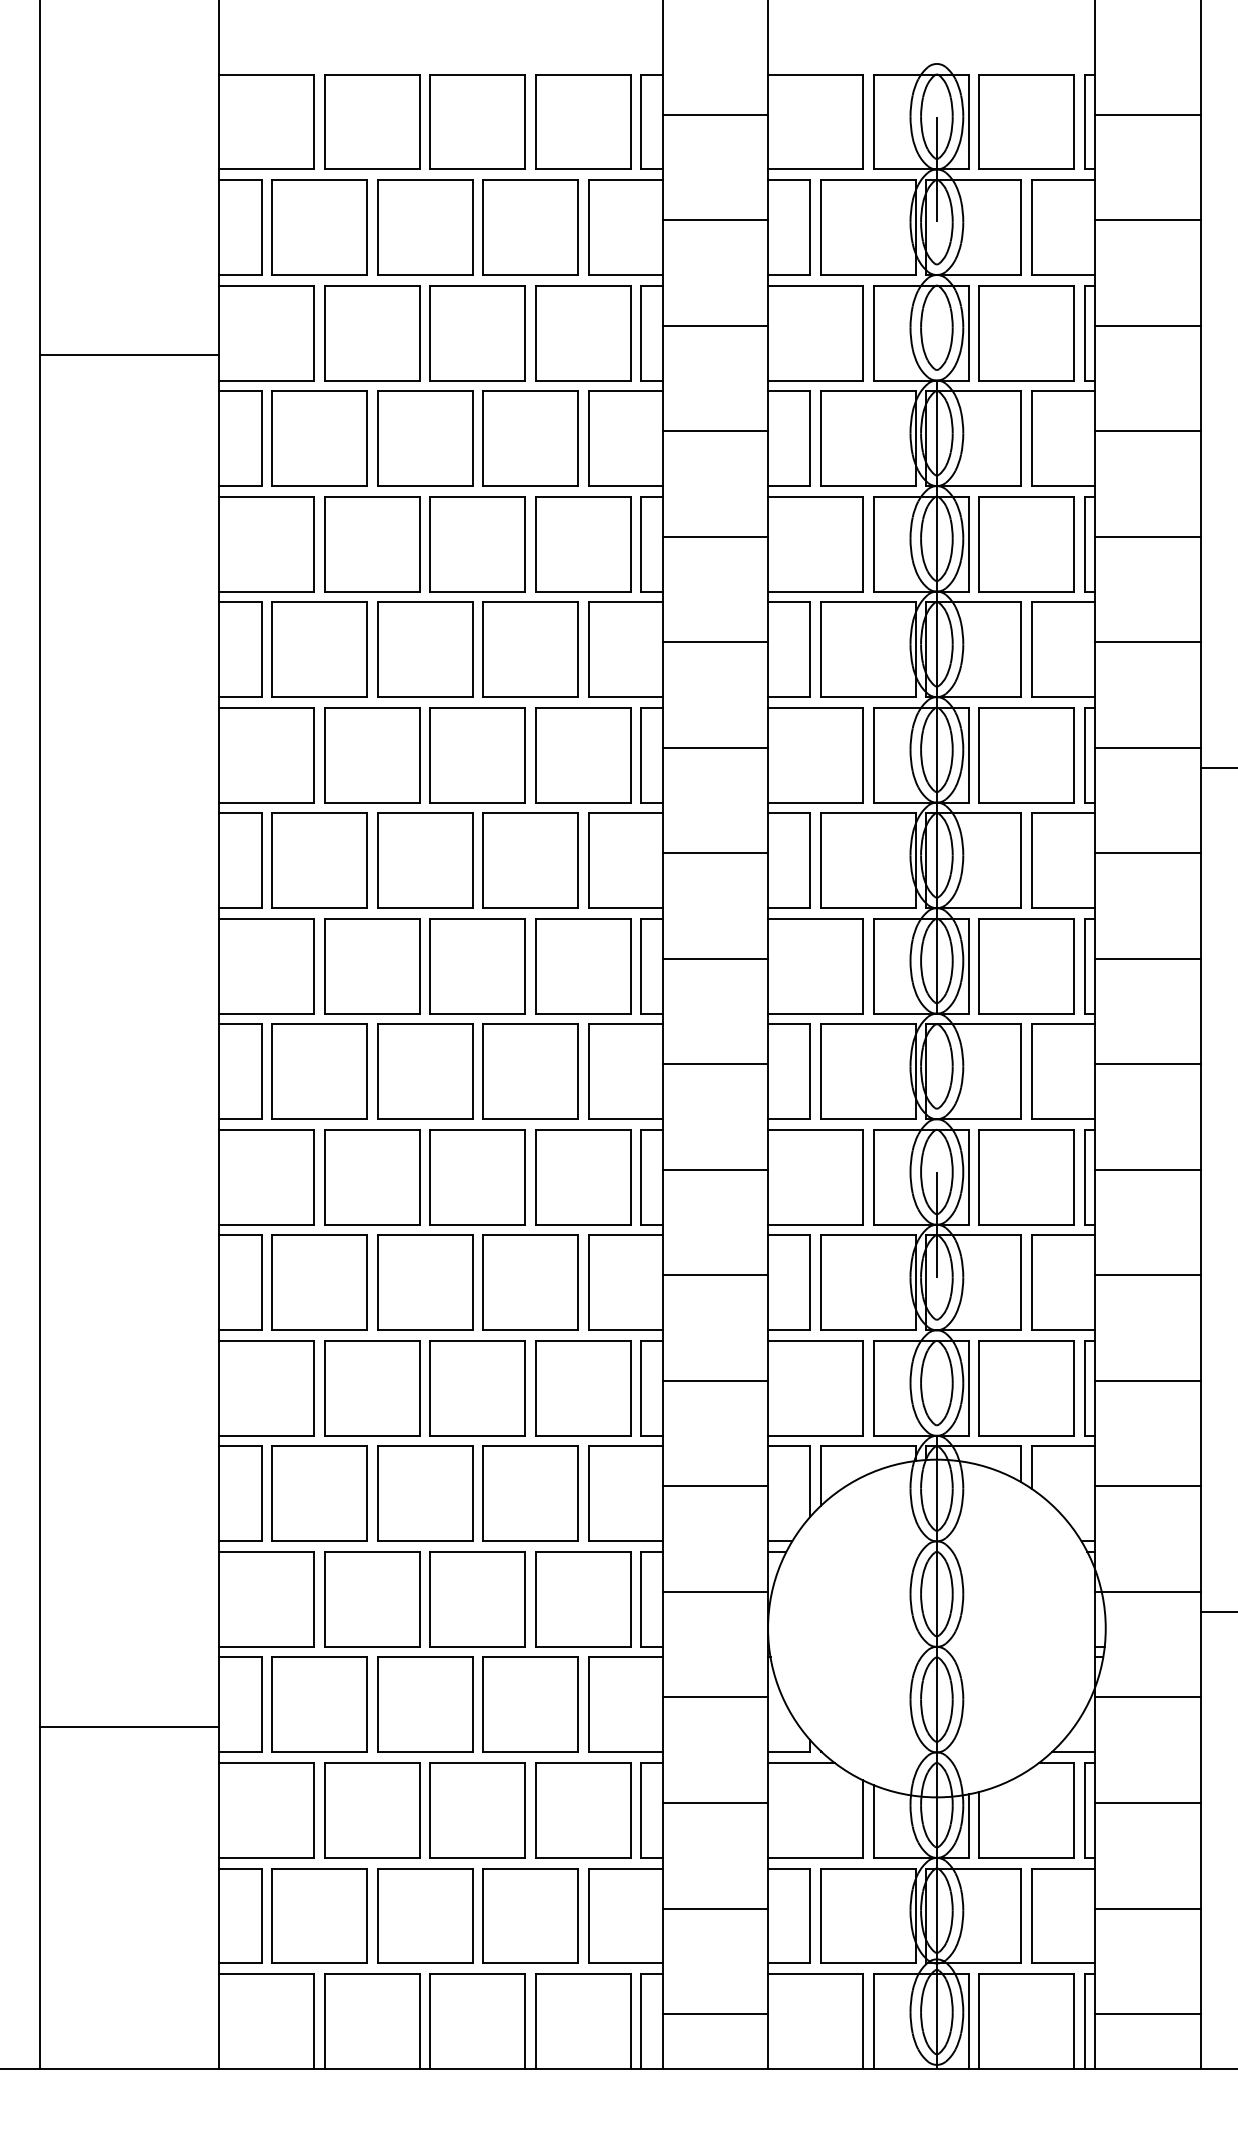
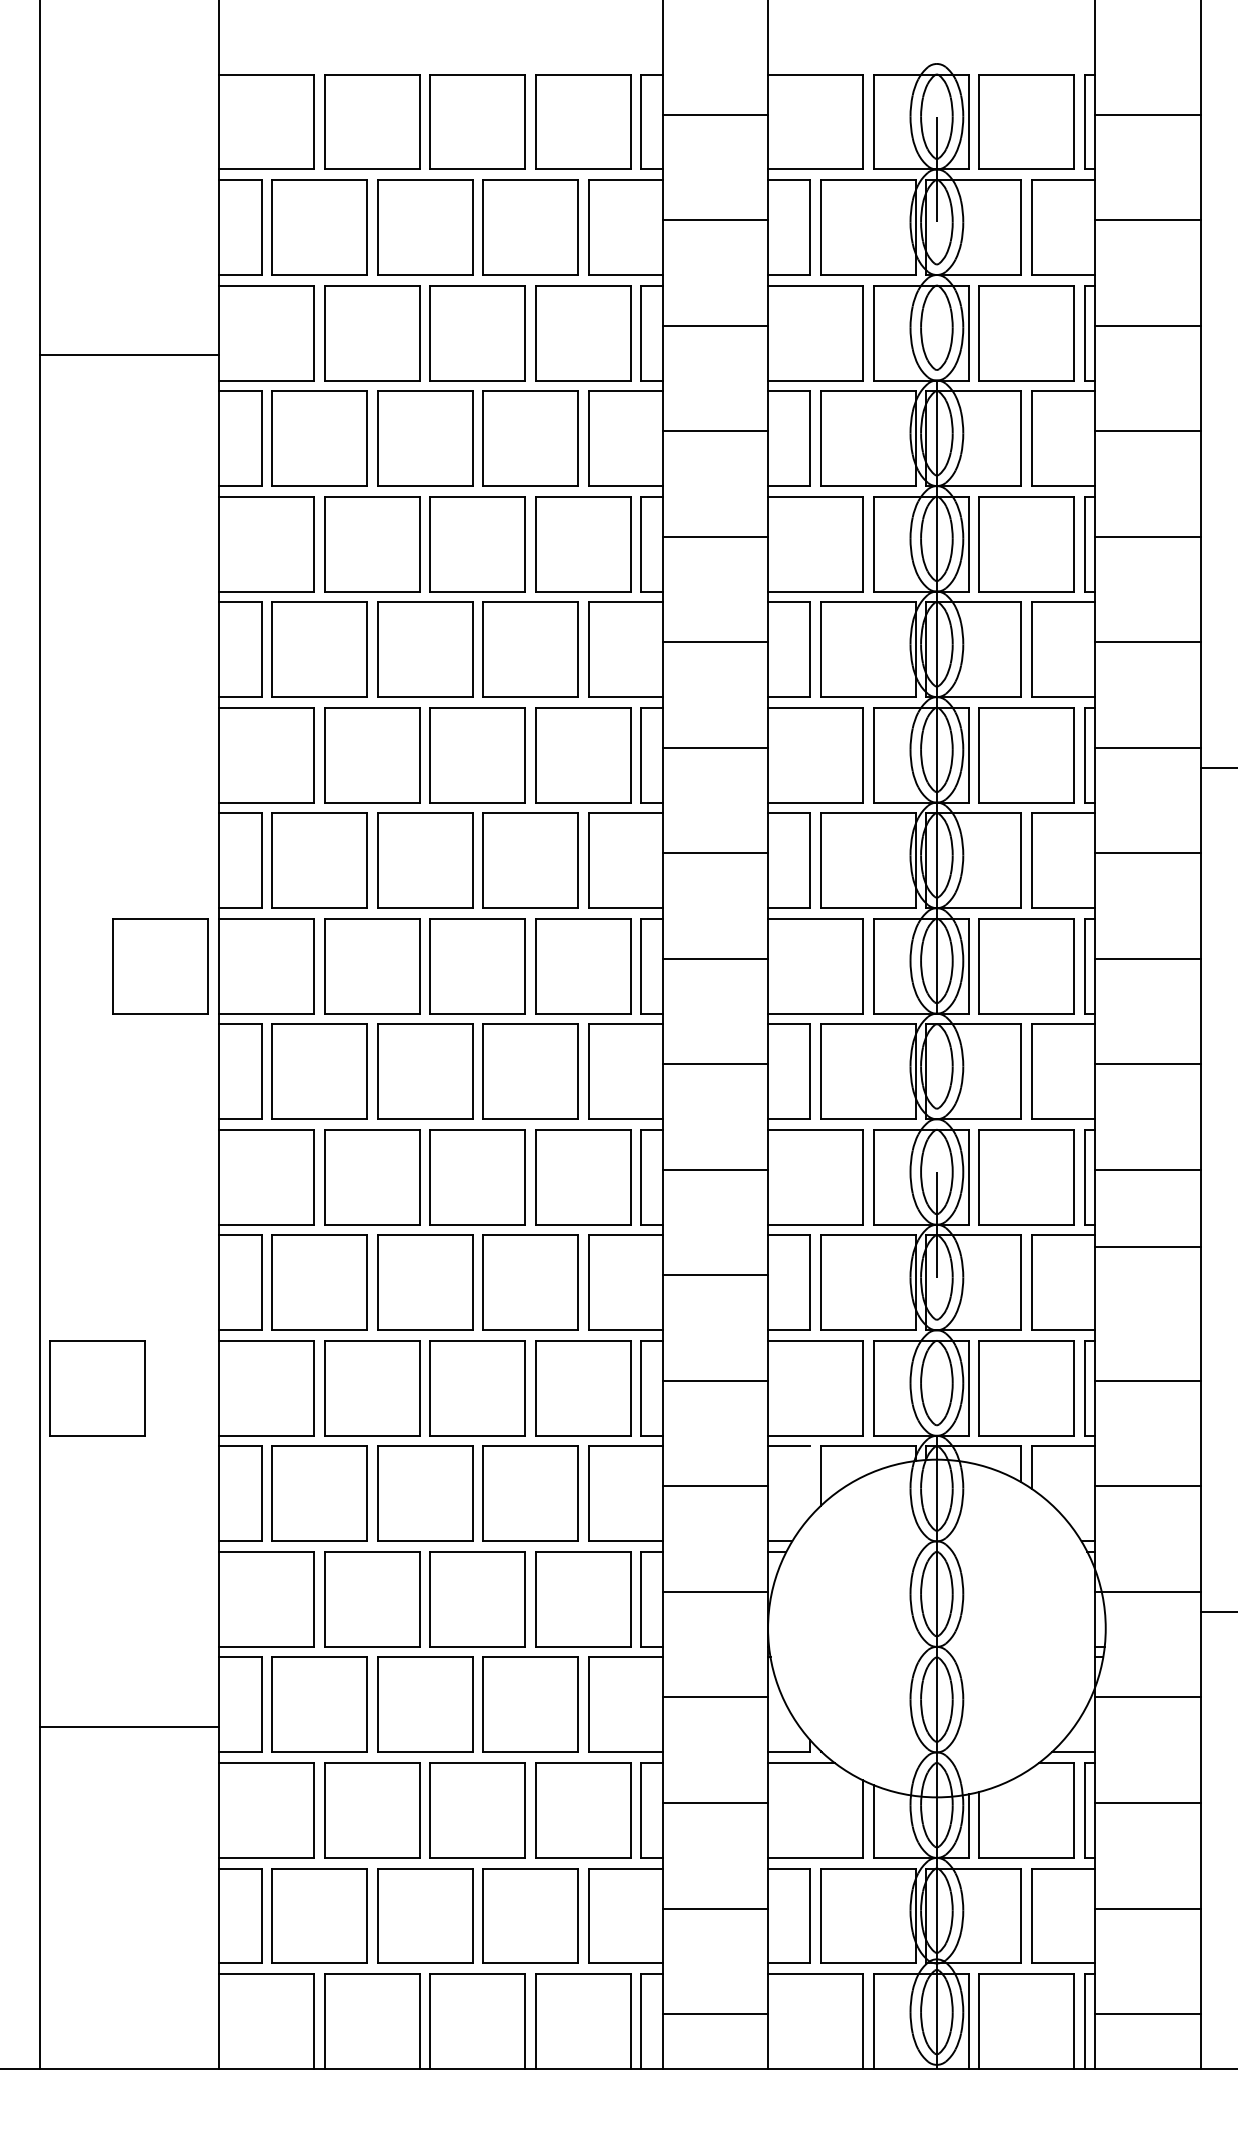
part: none -> present (160, 966)
line position: (1147, 1275) -> (1147, 1247) (1147, 1247)
part: none -> present (97, 1388)
line: present -> none (810, 1481)
